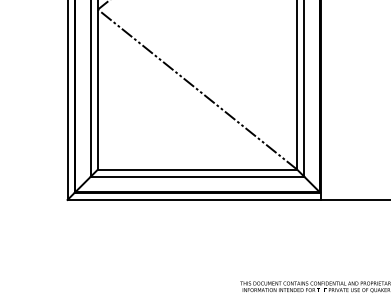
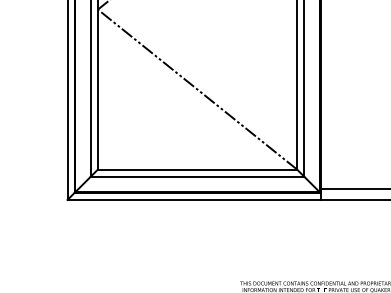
line: none -> present (353, 189)
